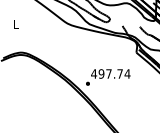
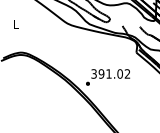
text: 497.74 -> 391.02 (110, 73)
